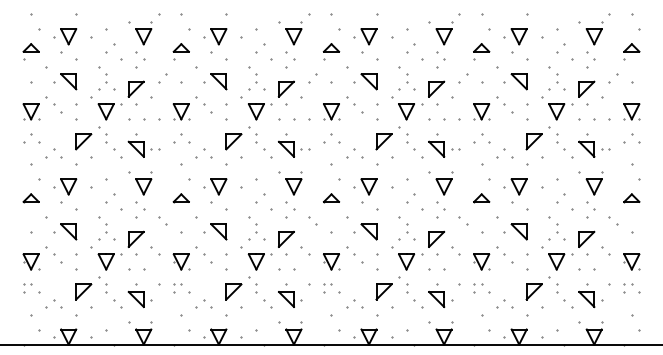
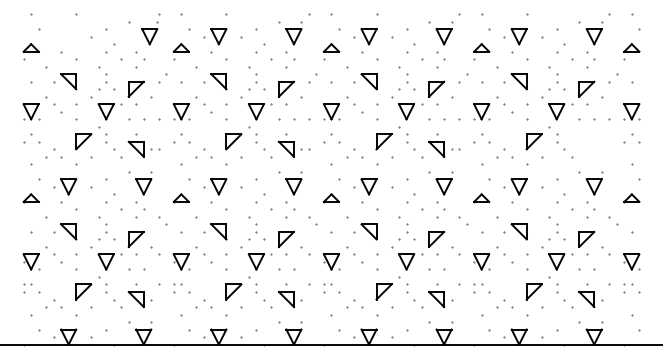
part position: (143, 33) -> (149, 33) (149, 33)
part: present -> none (65, 36)
part: present -> none (594, 145)
